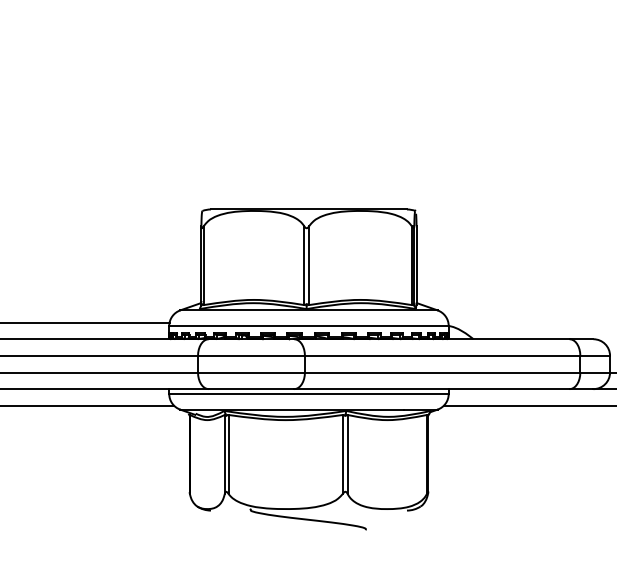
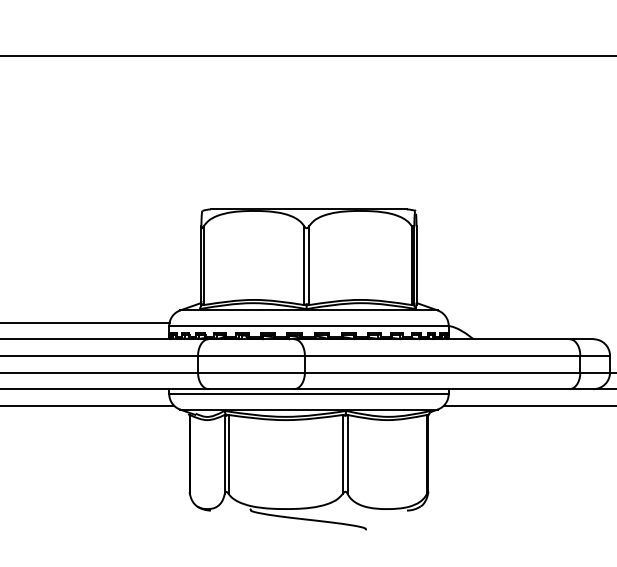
line: none -> present (307, 56)
